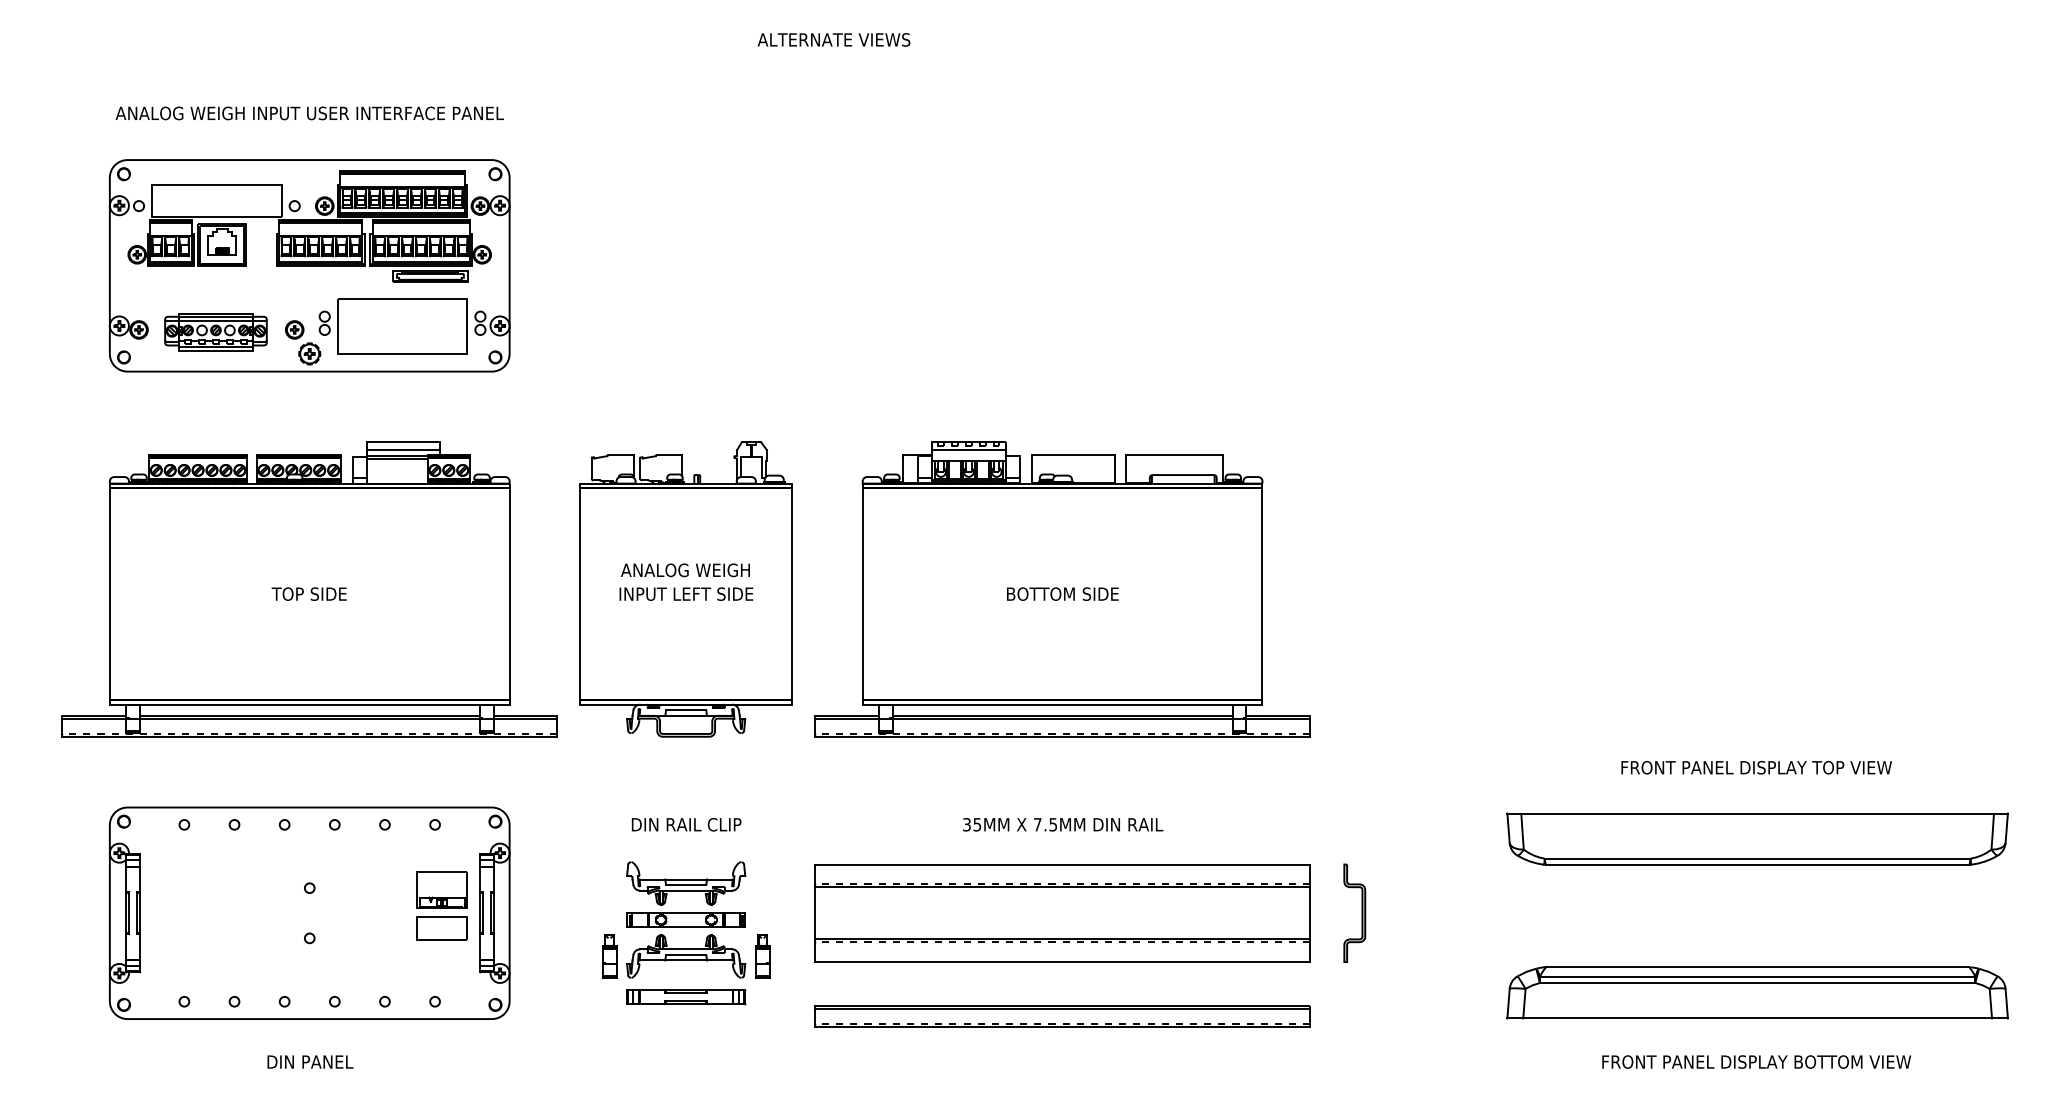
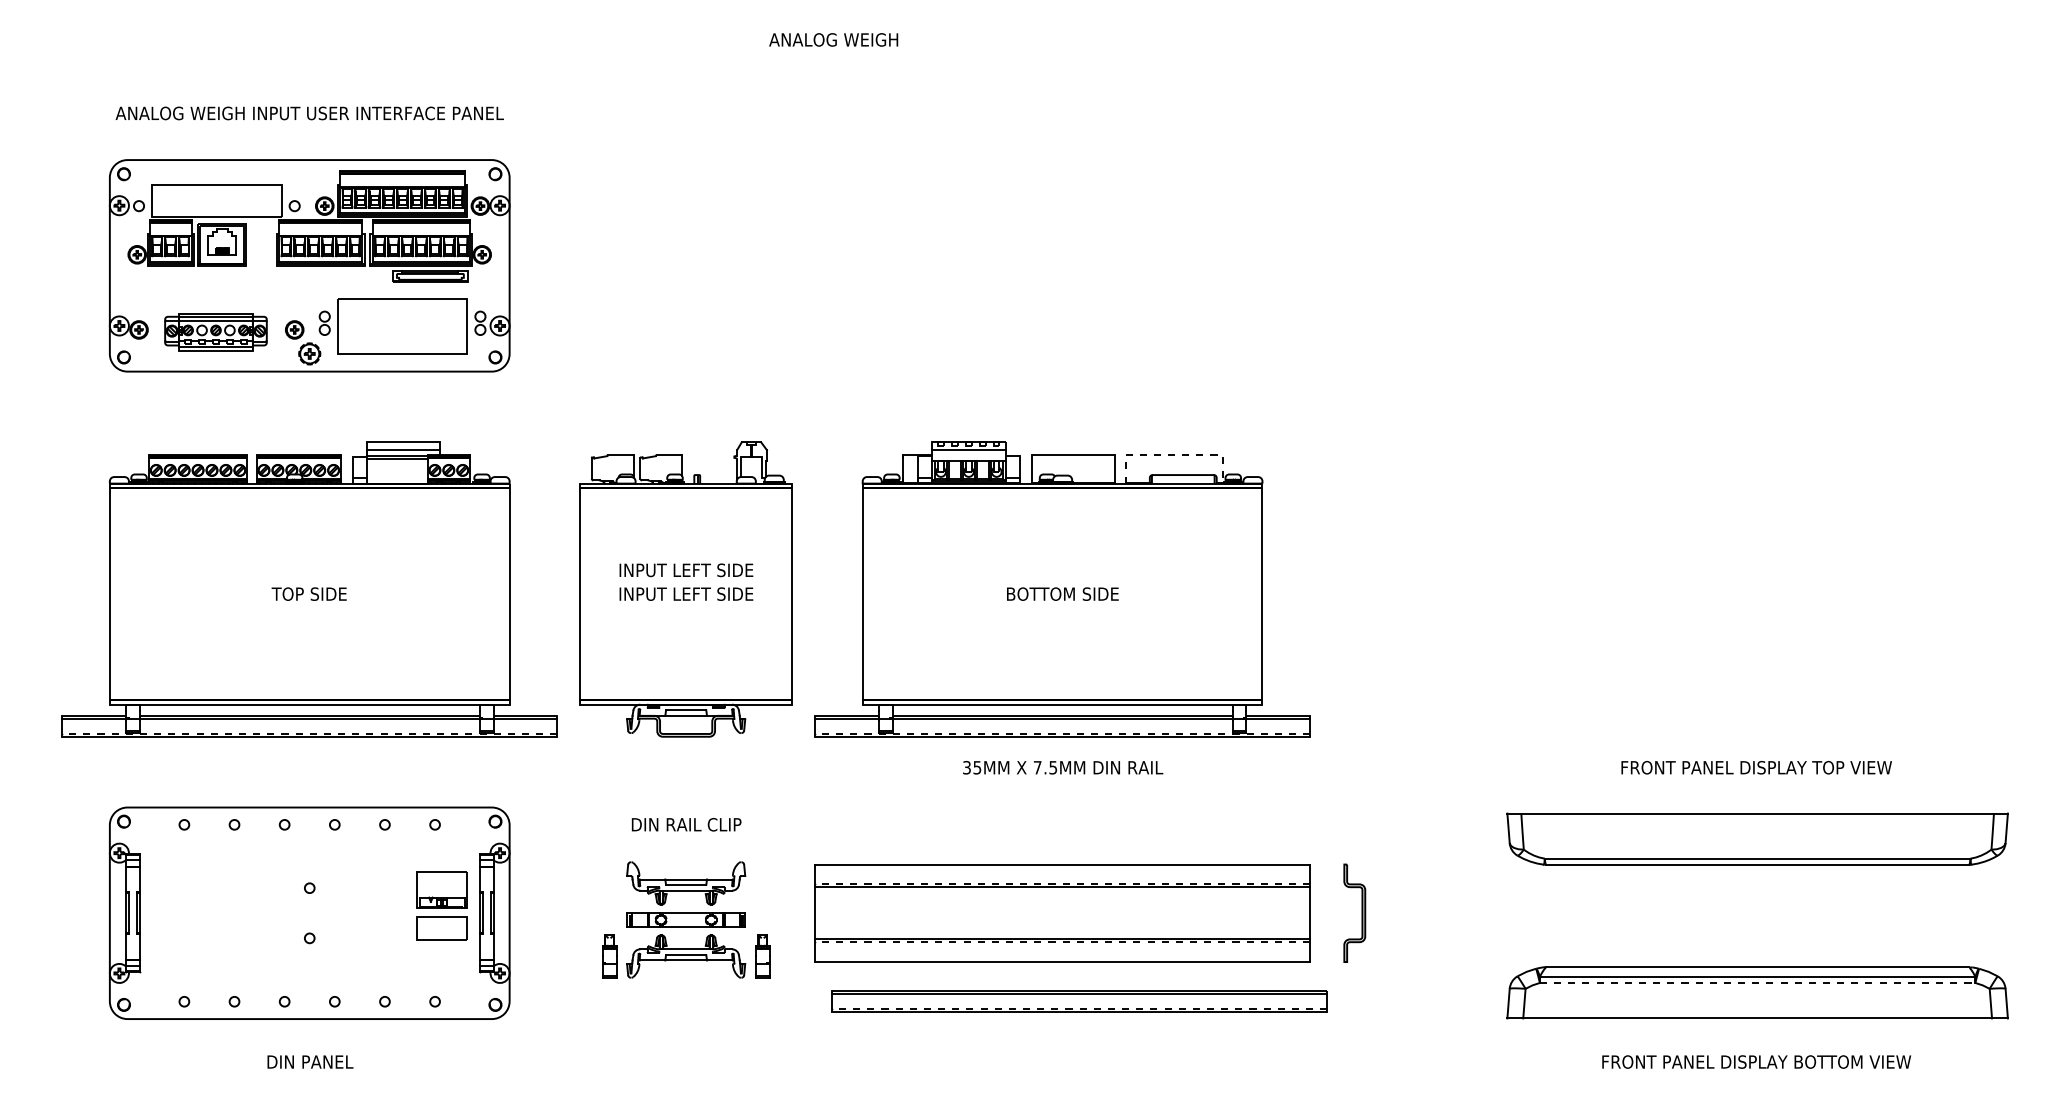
text: ALTERNATE VIEWS -> ANALOG WEIGH (833, 39)
line: solid -> dashed (1174, 455)
text: ANALOG WEIGH -> INPUT LEFT SIDE (686, 570)
text position: (1063, 824) -> (1063, 767) (1063, 767)
line: solid -> dashed (1757, 982)
part: present -> none (686, 997)
part position: (1062, 1016) -> (1079, 1001) (1079, 1001)
